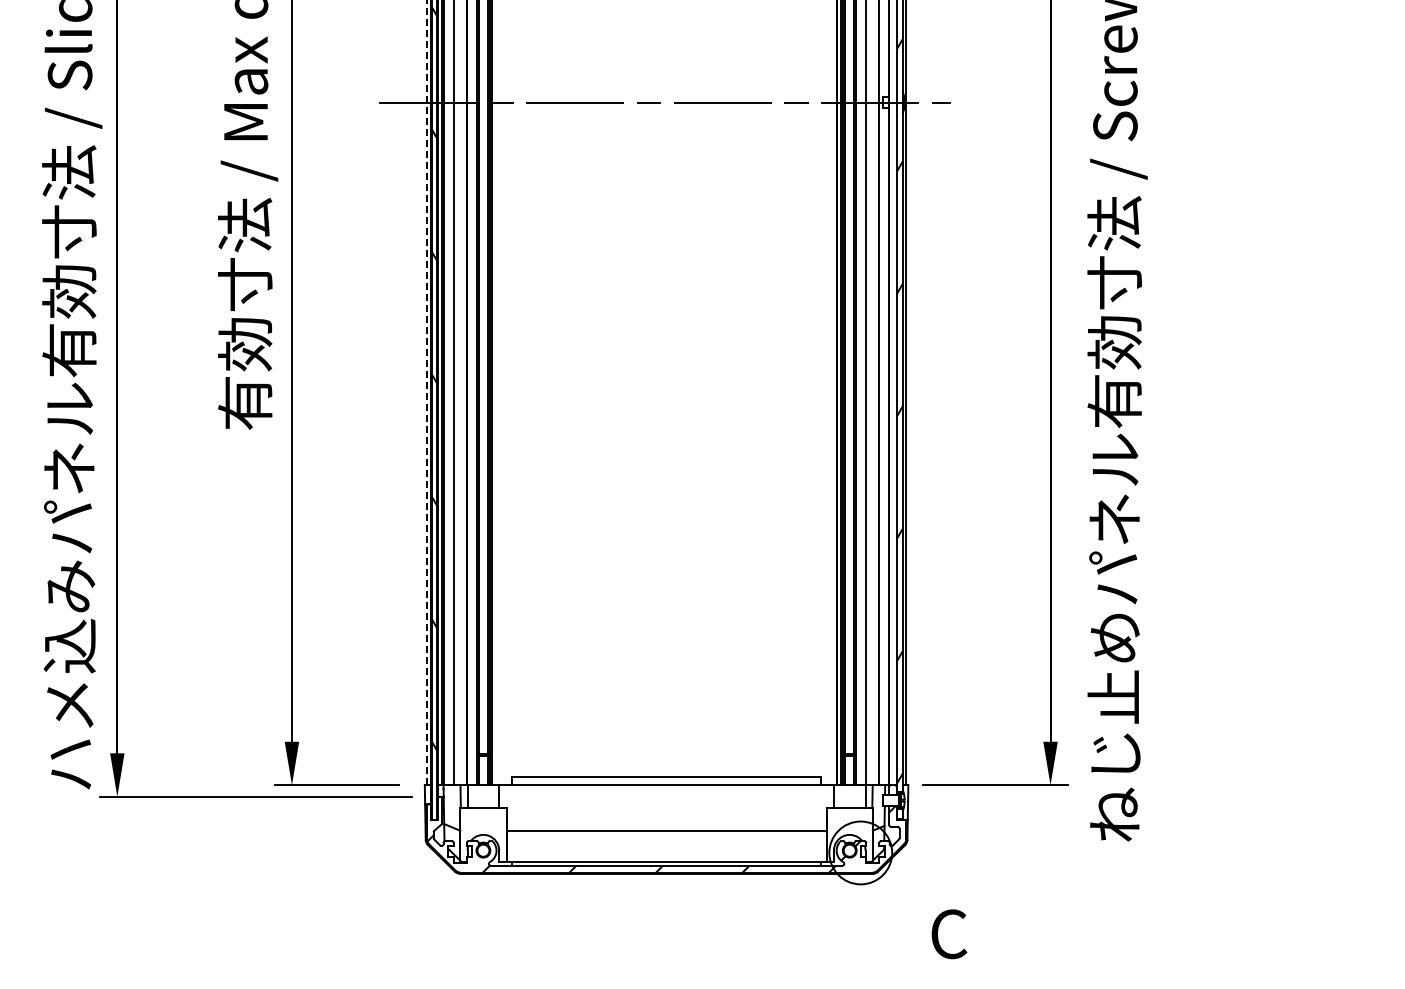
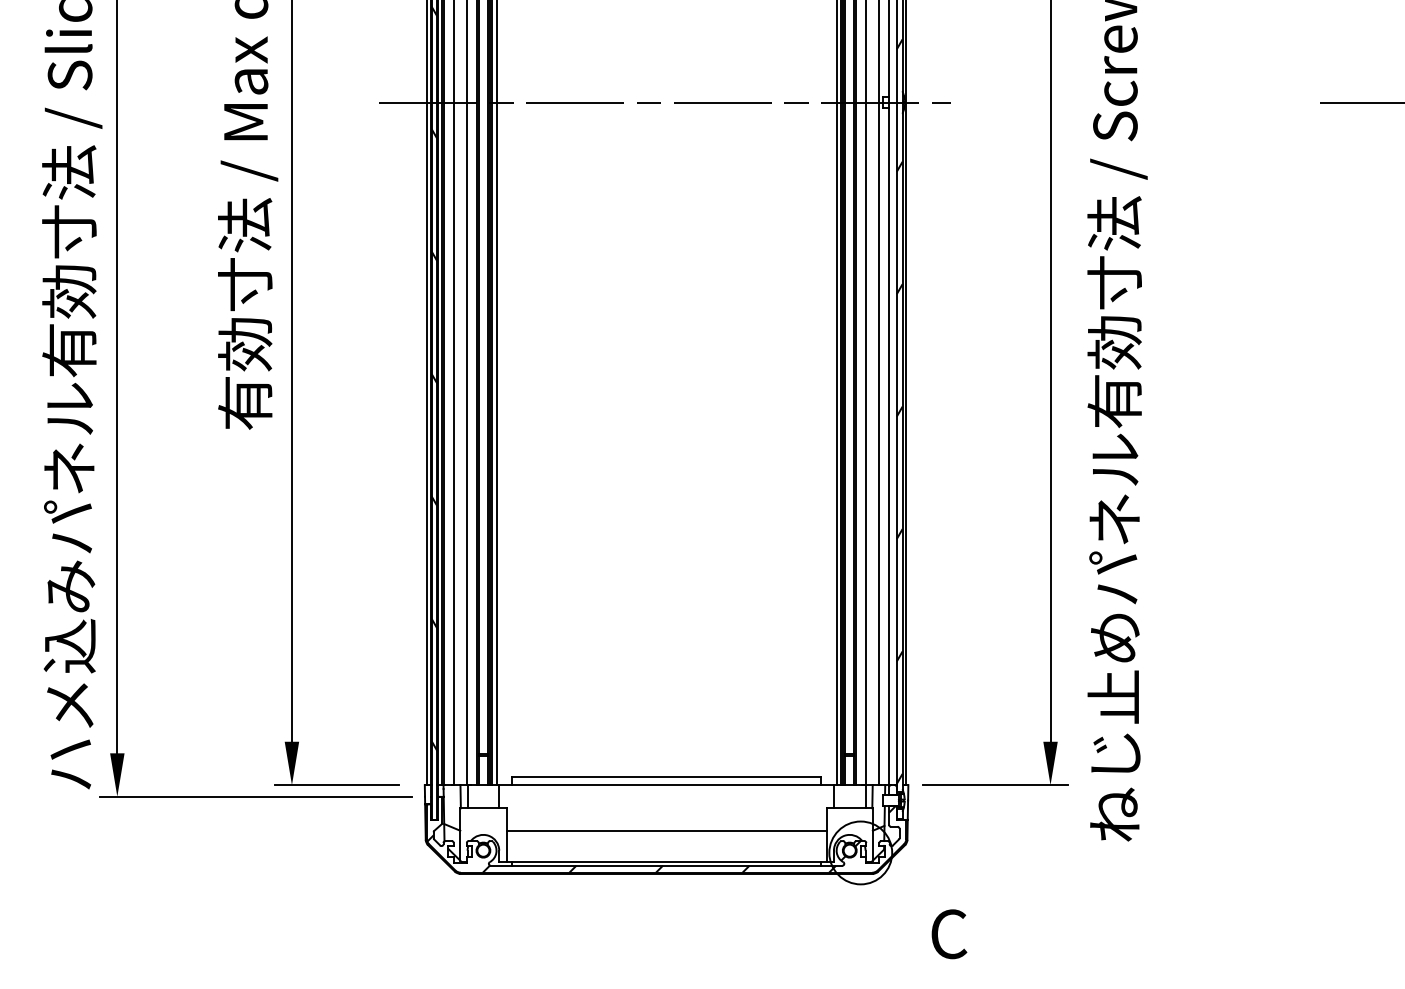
line: none -> present (1360, 102)
line: dashed -> solid (426, 392)
line: none -> present (496, 393)
